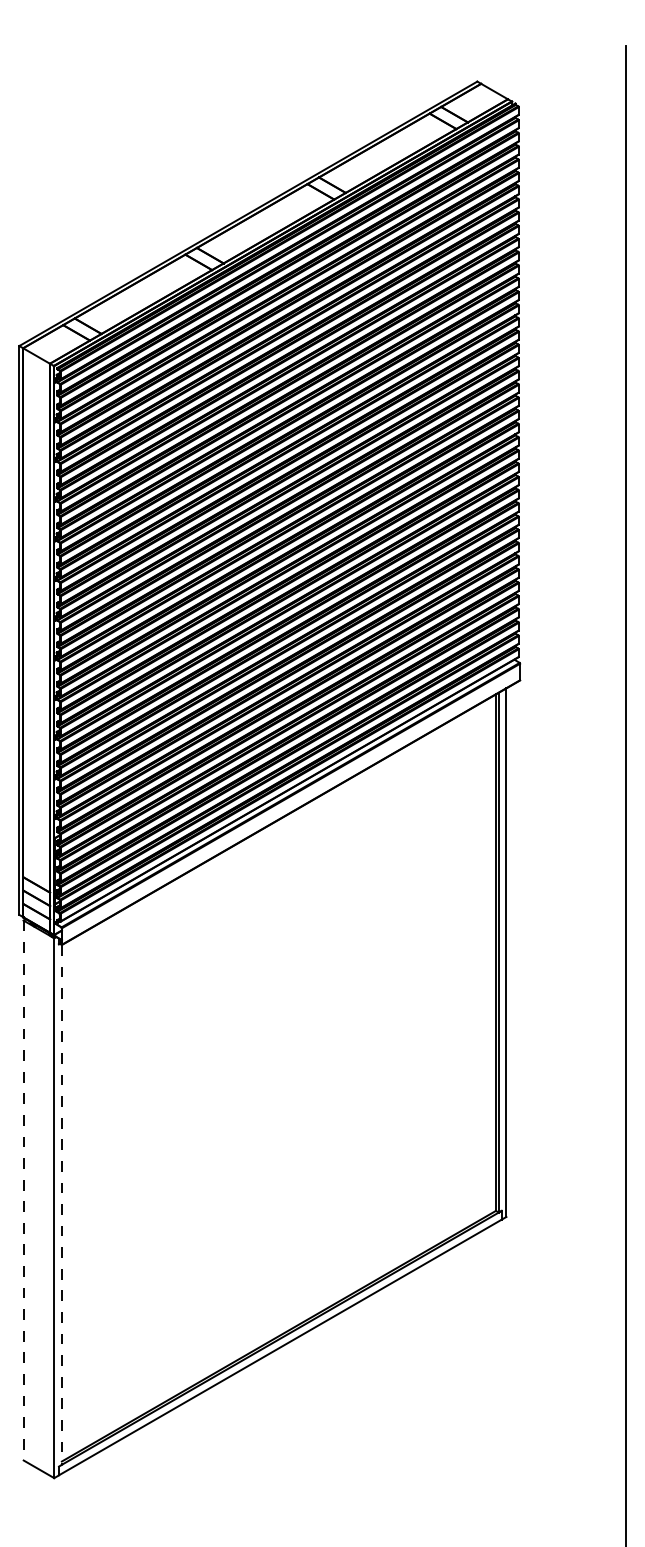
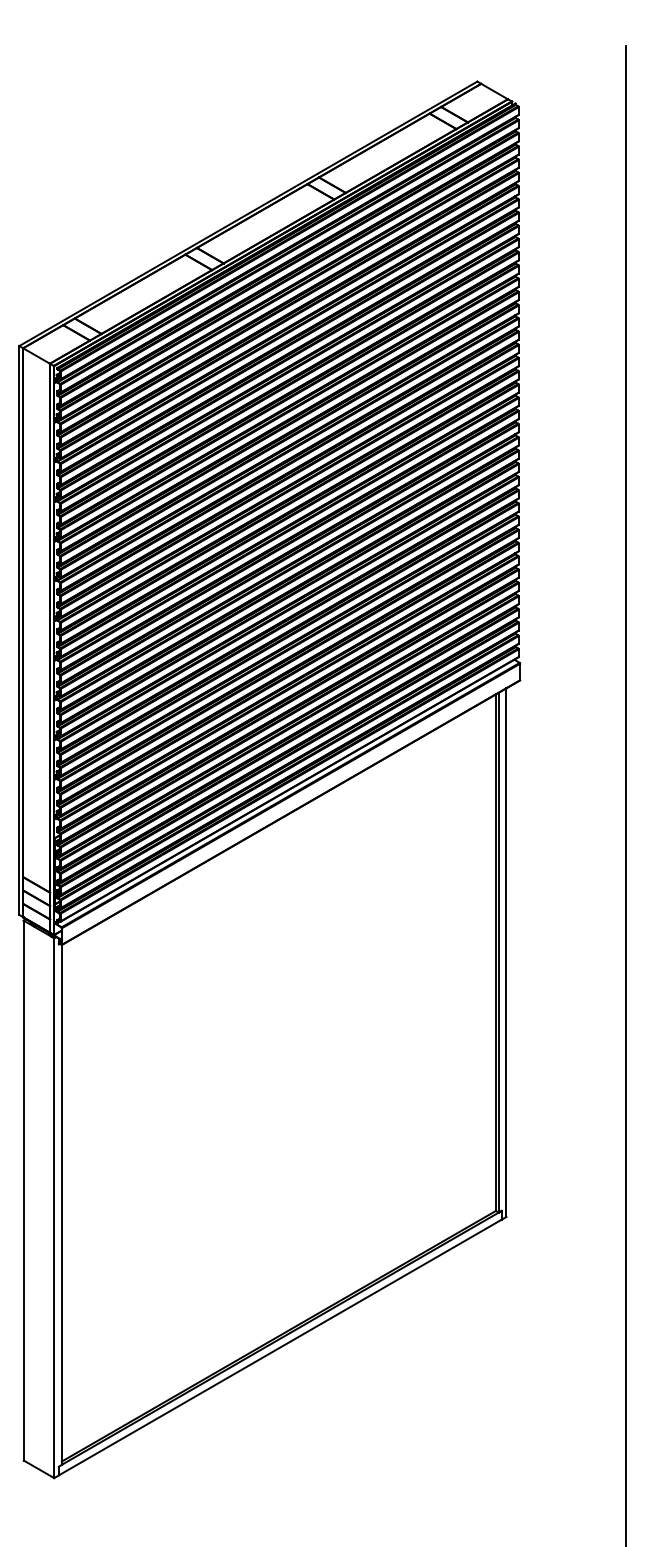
line: dashed -> solid (23, 1190)
line: dashed -> solid (61, 1204)
